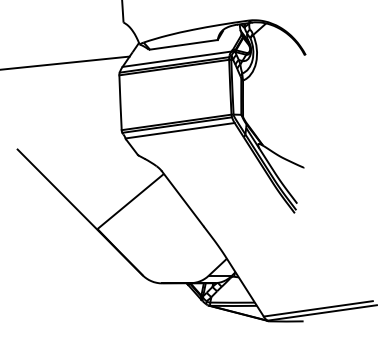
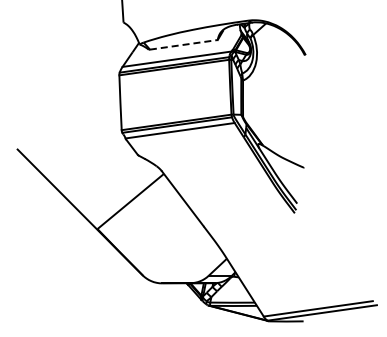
line: solid -> dashed (184, 44)
line: present -> none (65, 62)
